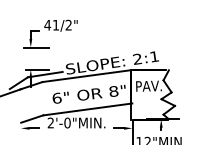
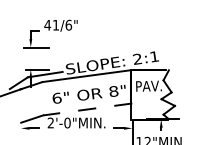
text: 41/2" -> 41/6" (68, 24)
line: solid -> dashed (87, 109)
